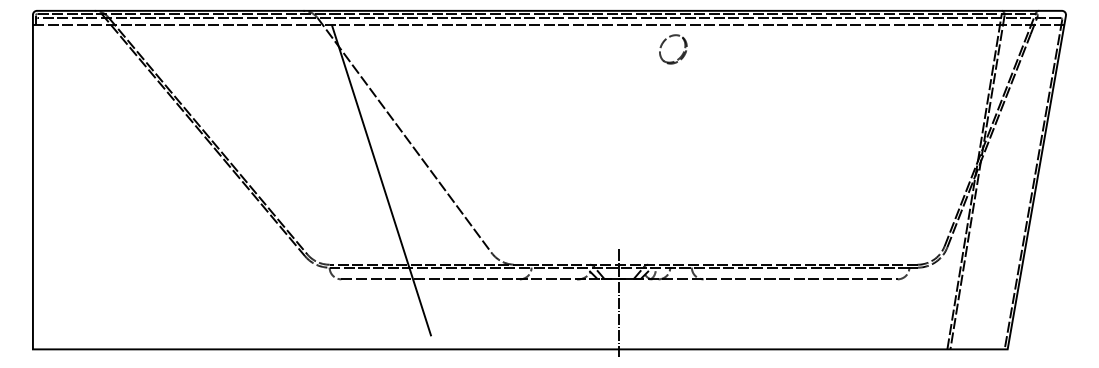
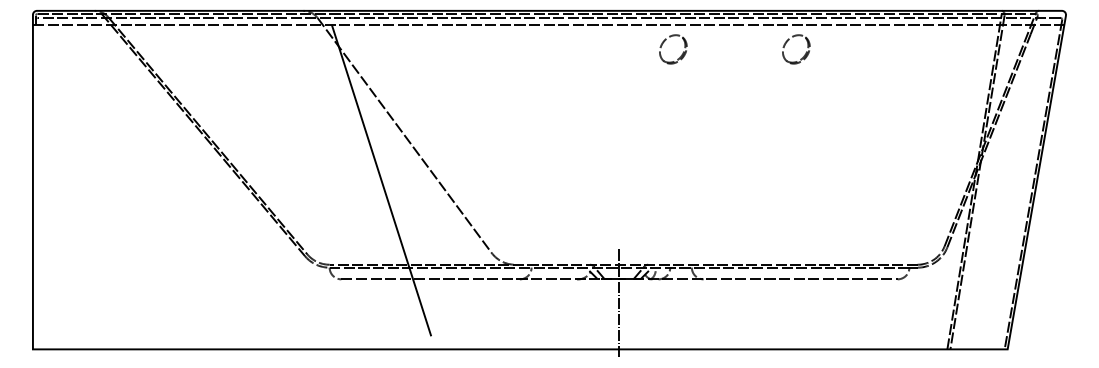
part: none -> present (804, 54)
